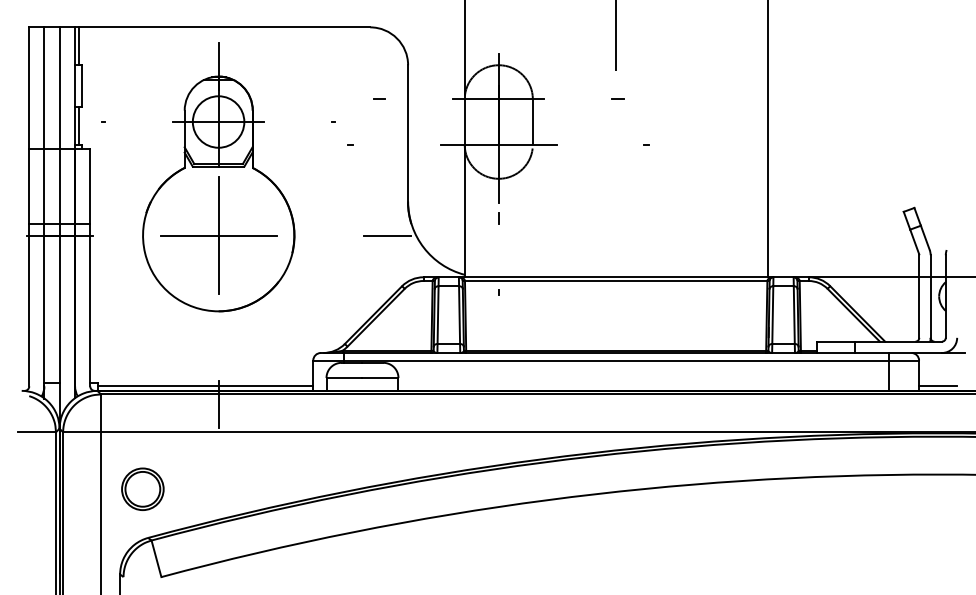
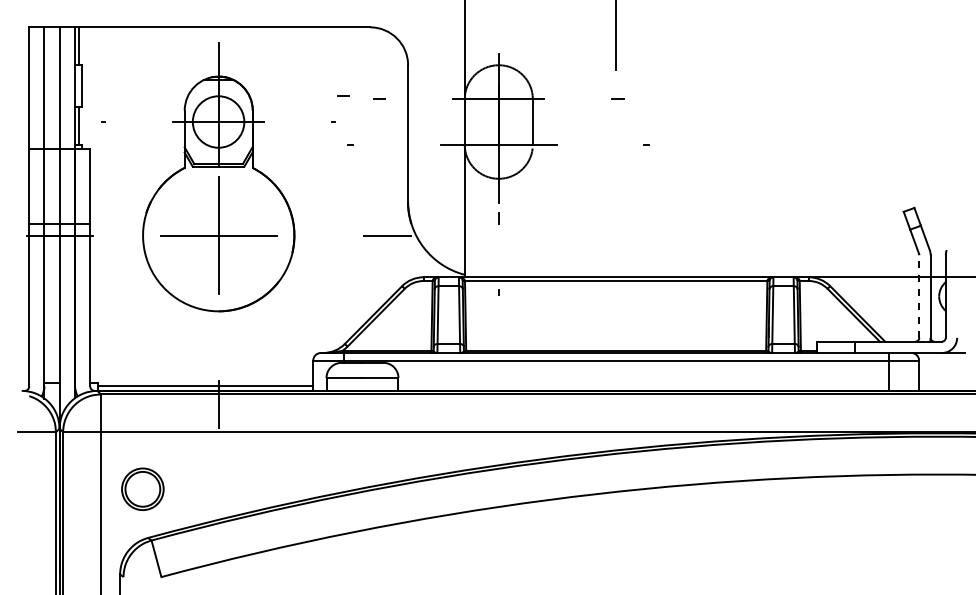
line: none -> present (343, 95)
line: present -> none (767, 139)
line: solid -> dashed (919, 296)
line: present -> none (937, 386)
